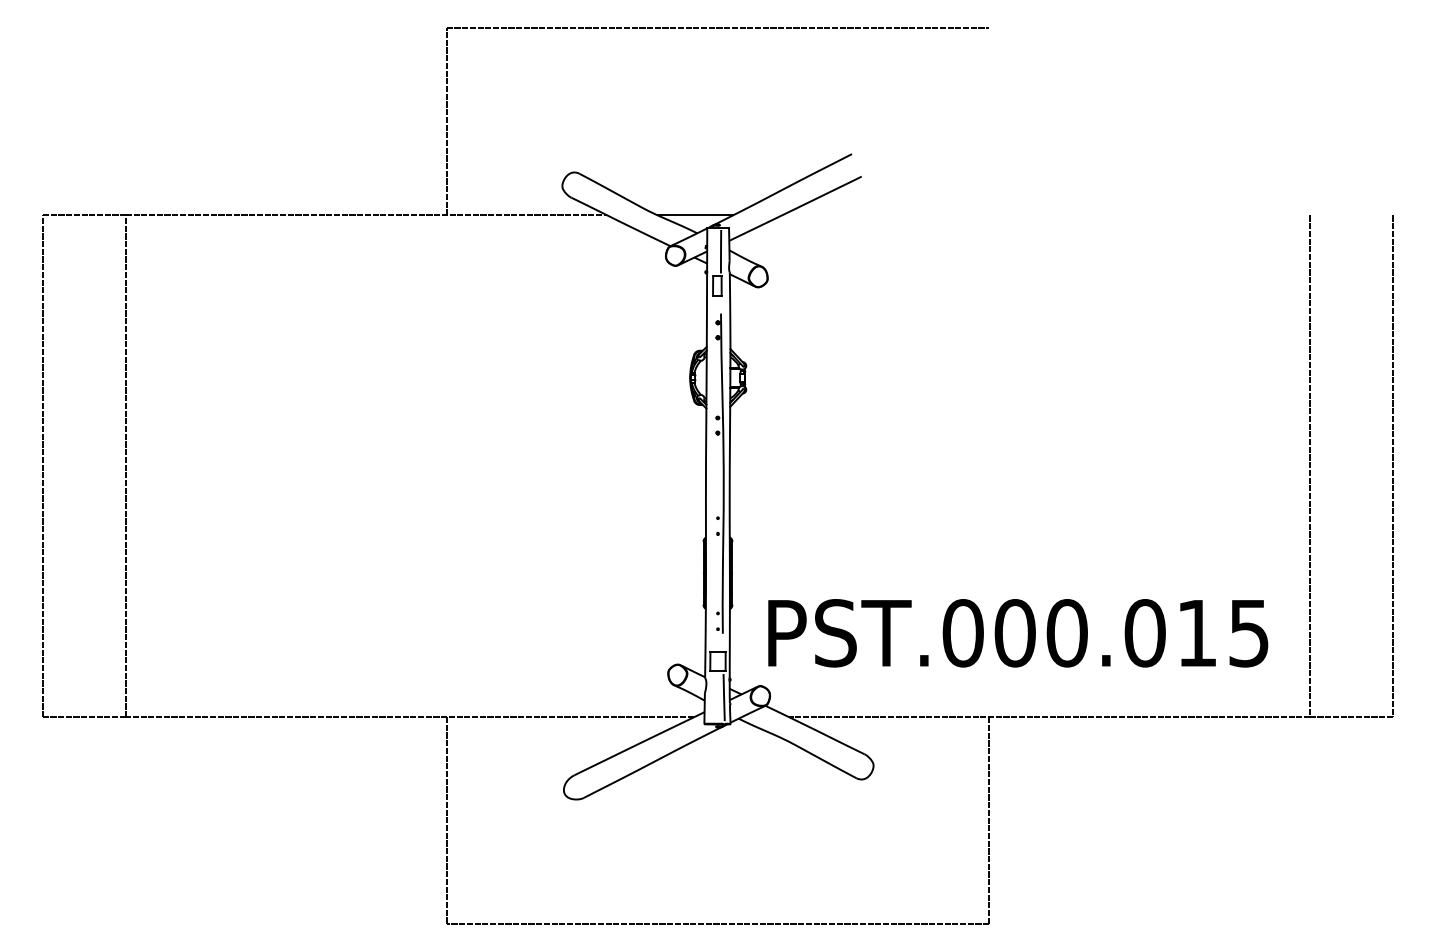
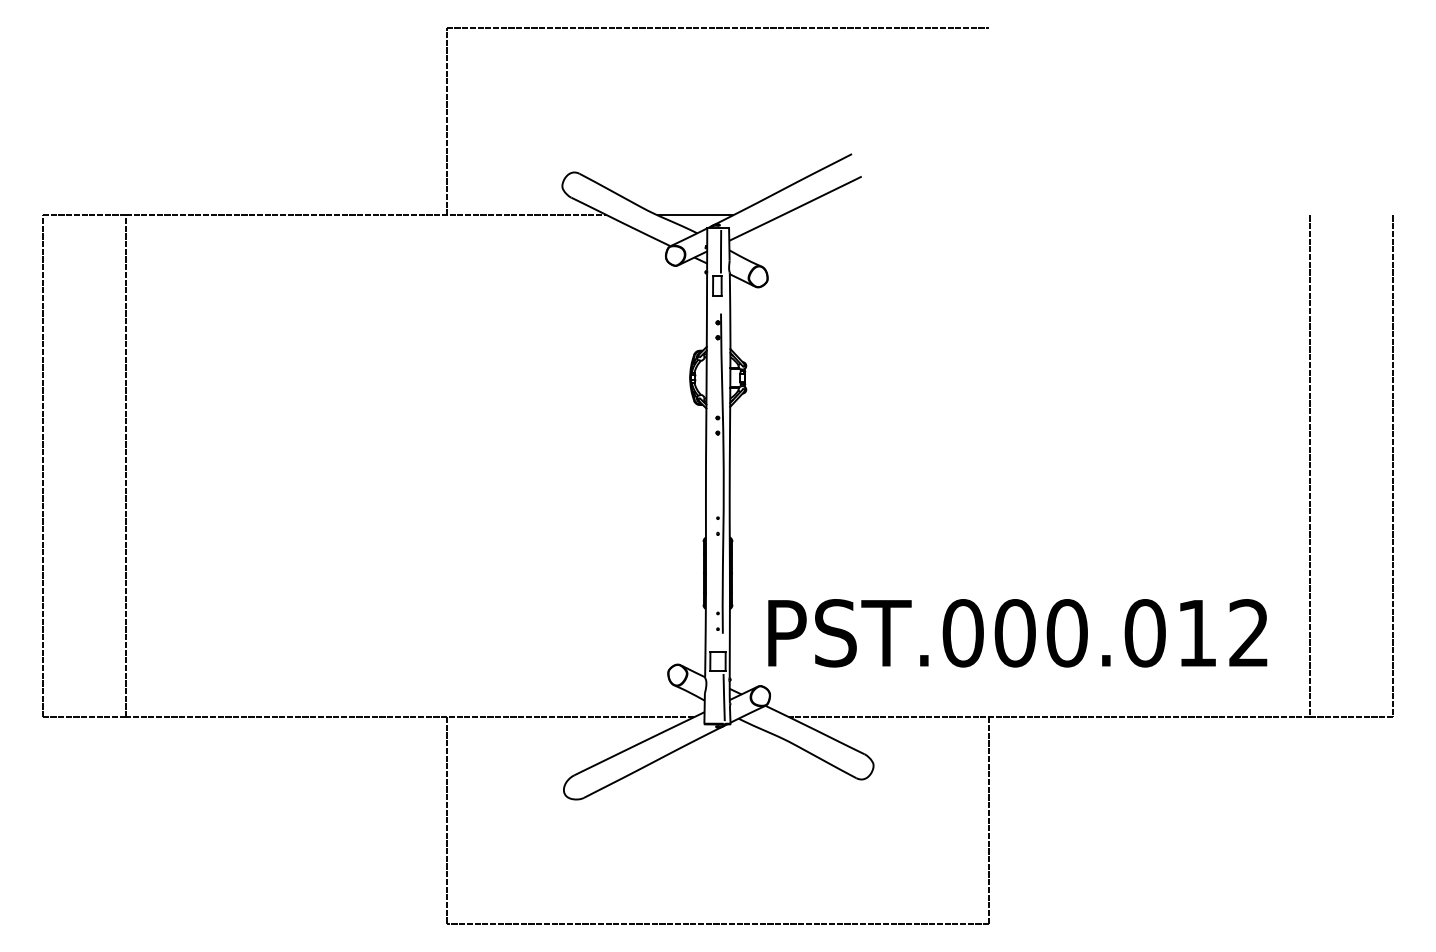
text: PST.000.015 -> PST.000.012 (1248, 633)
